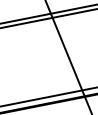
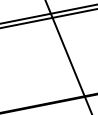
line: present -> none (48, 97)
